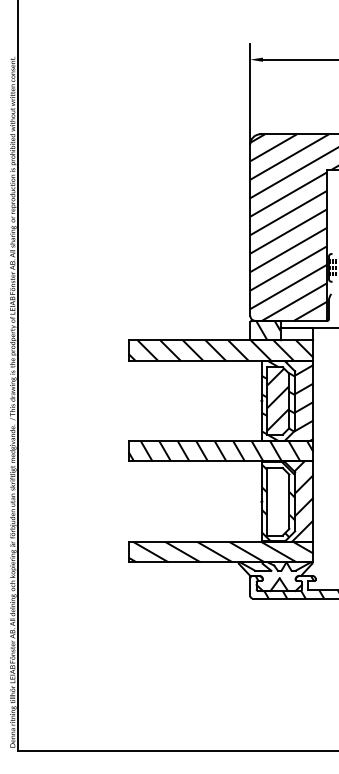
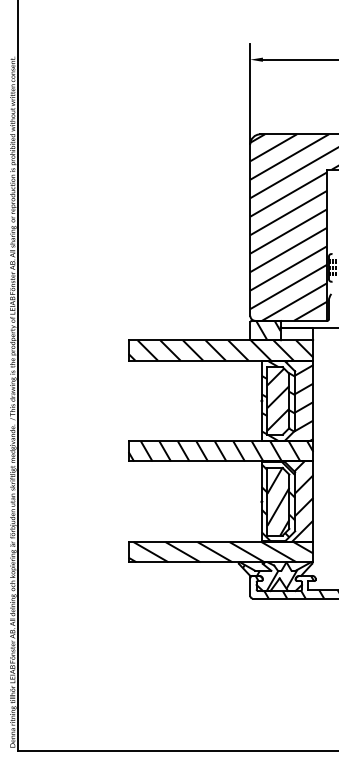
hatch: none -> present (278, 501)
hatch: none -> present (269, 576)
